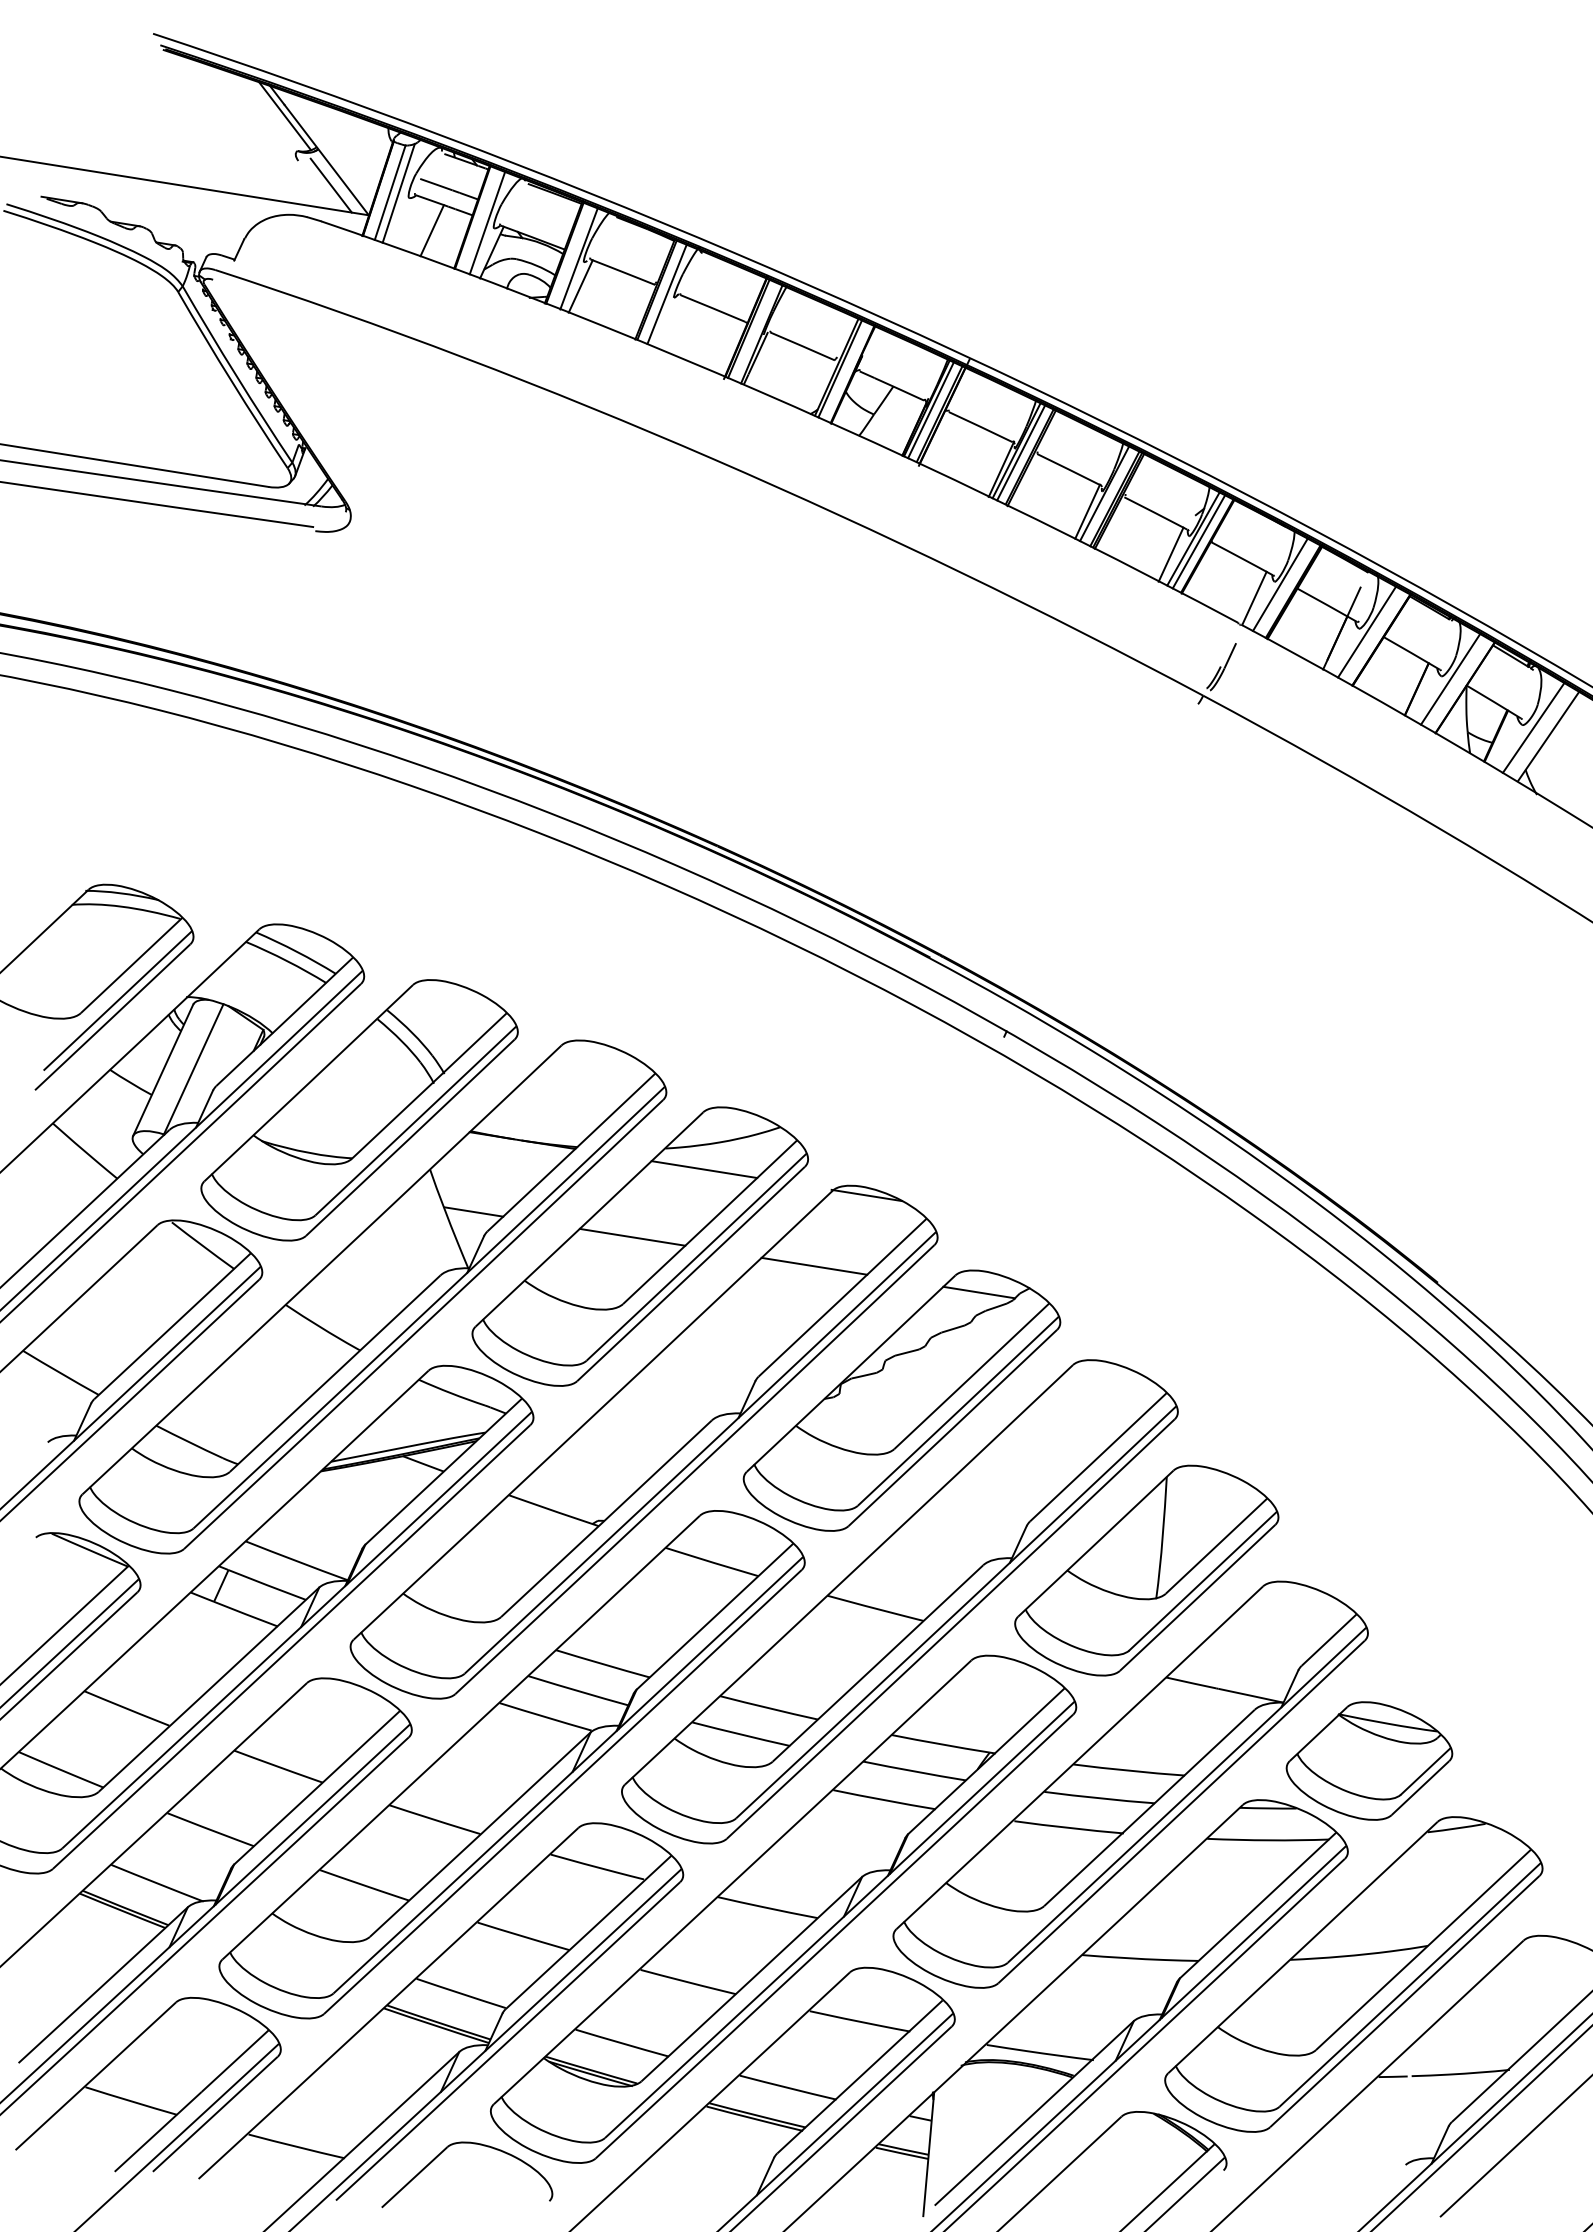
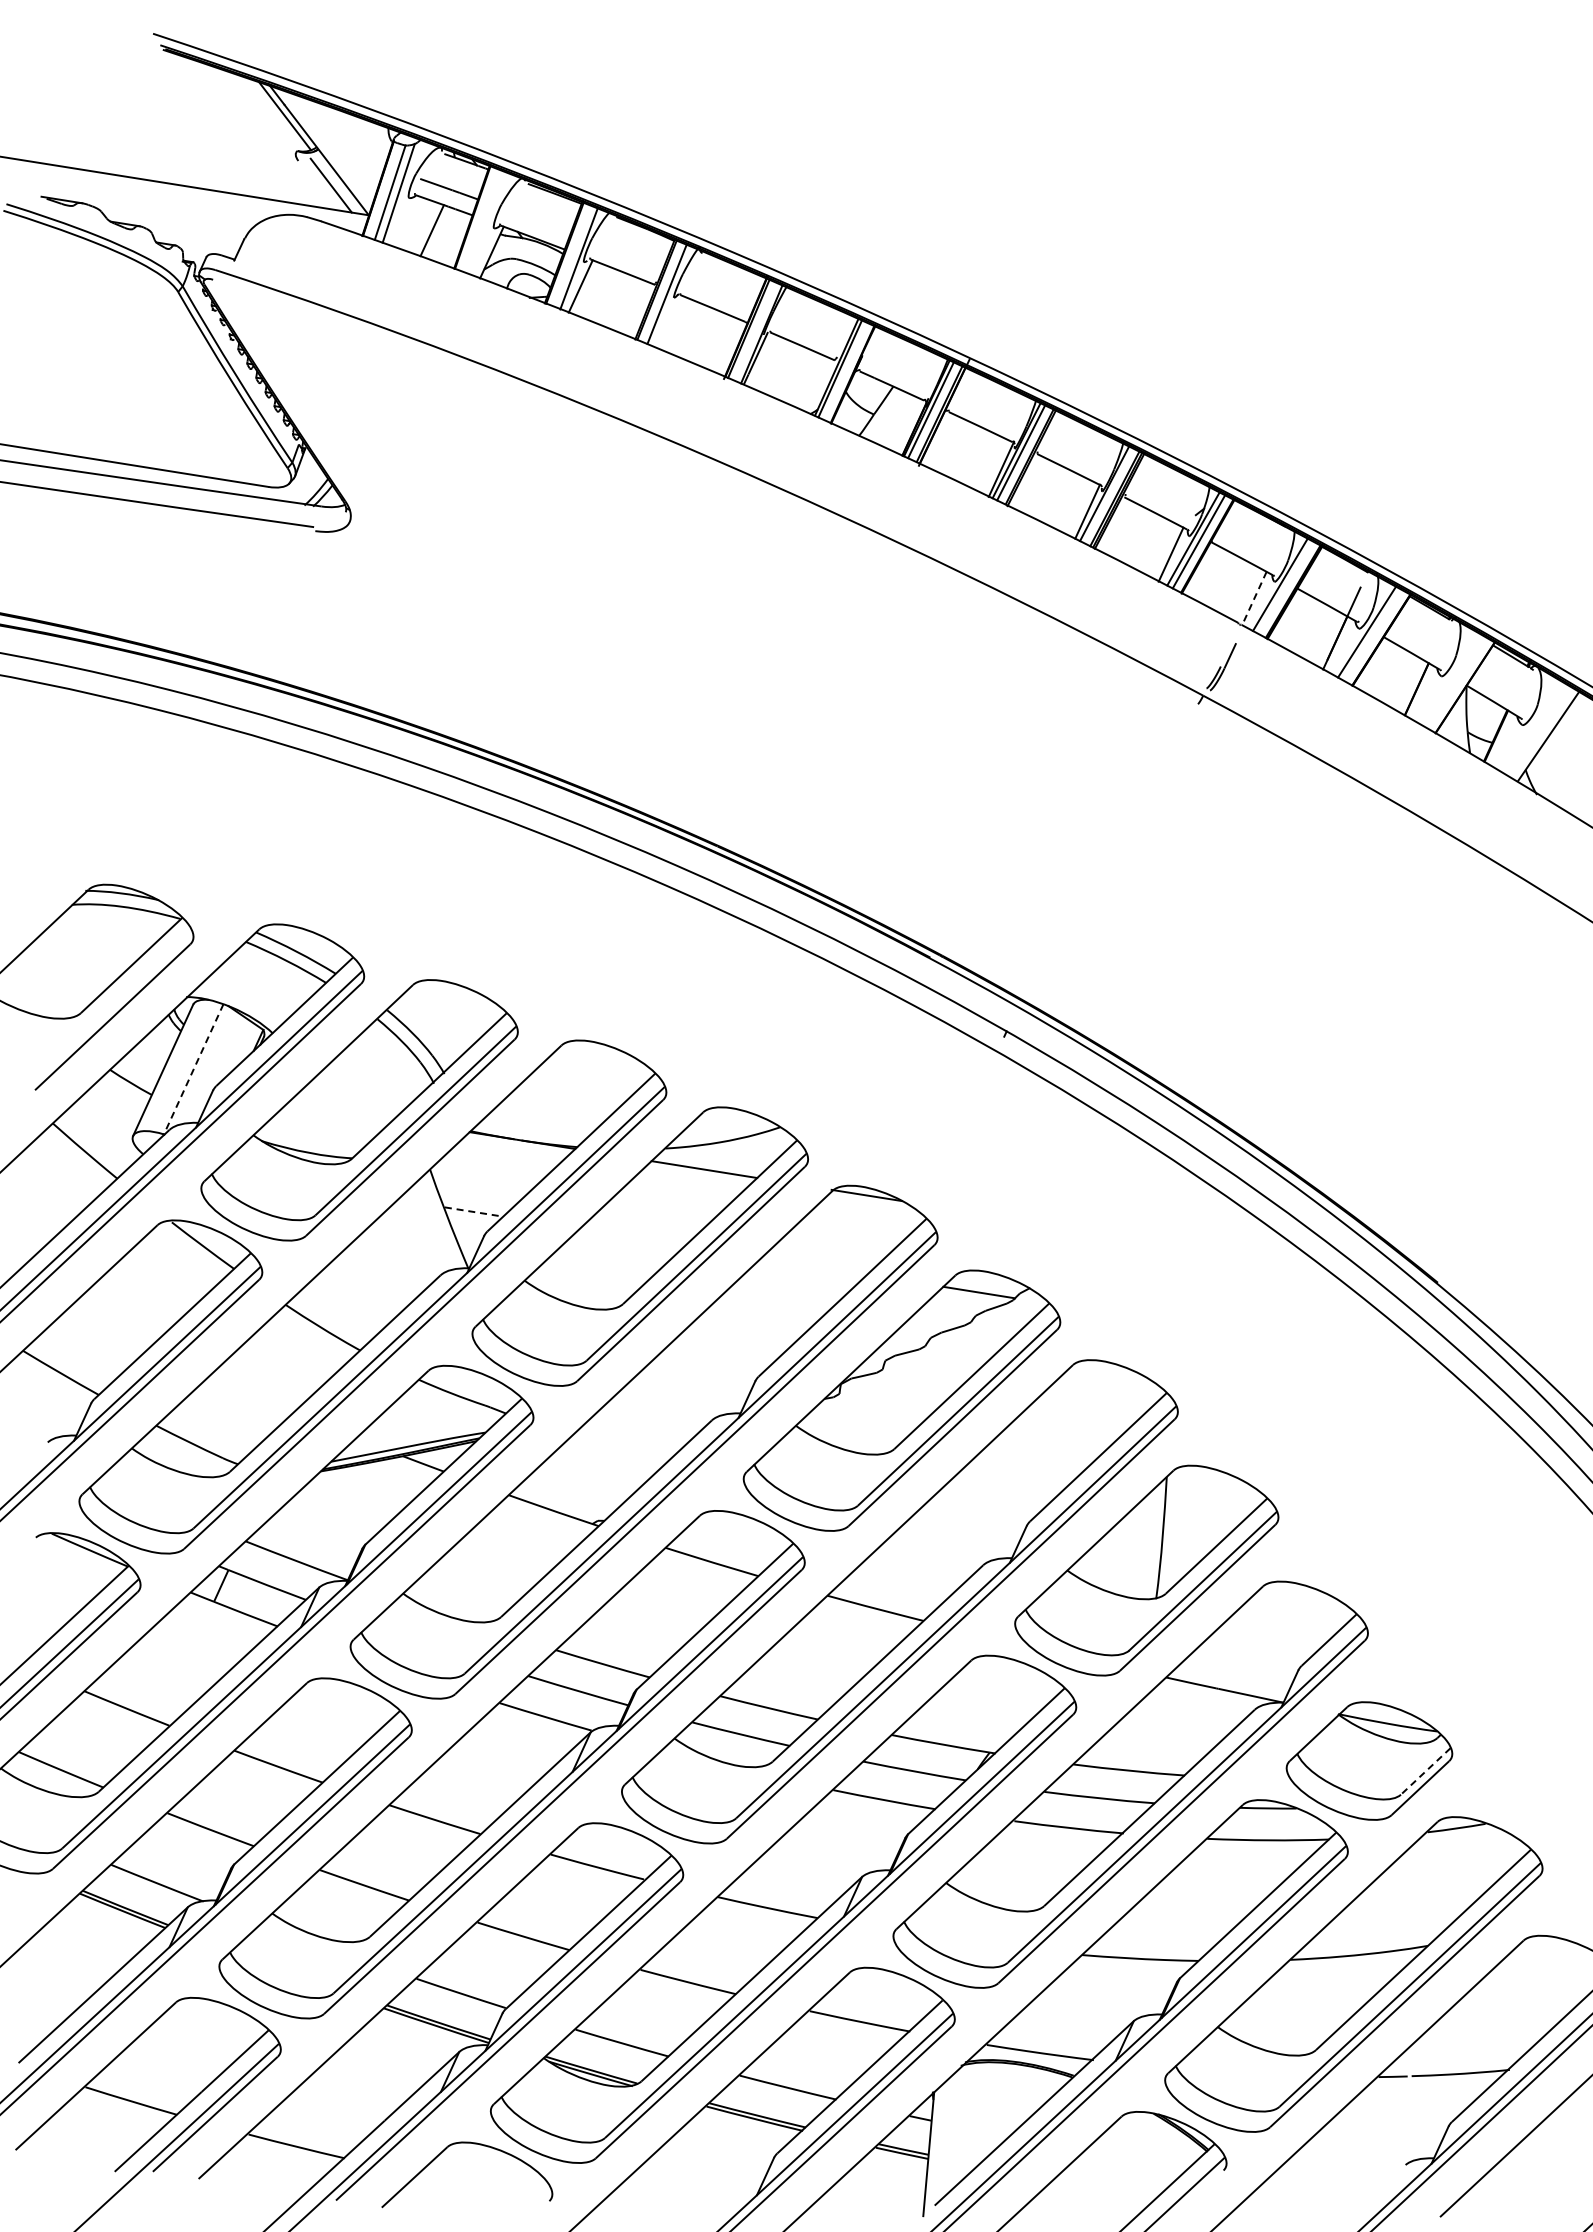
line: present -> none (487, 223)
line: solid -> dashed (1254, 598)
line: present -> none (1450, 679)
line: present -> none (1533, 727)
line: present -> none (117, 1000)
line: solid -> dashed (193, 1069)
line: solid -> dashed (474, 1212)
line: present -> none (632, 1236)
line: present -> none (814, 1265)
line: solid -> dashed (1425, 1771)
